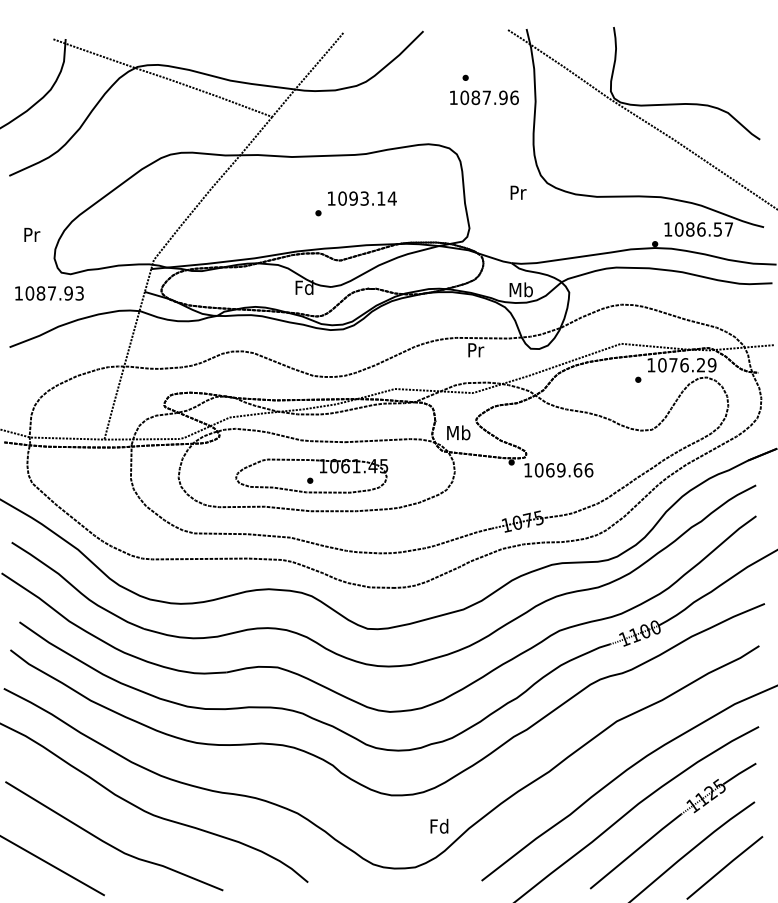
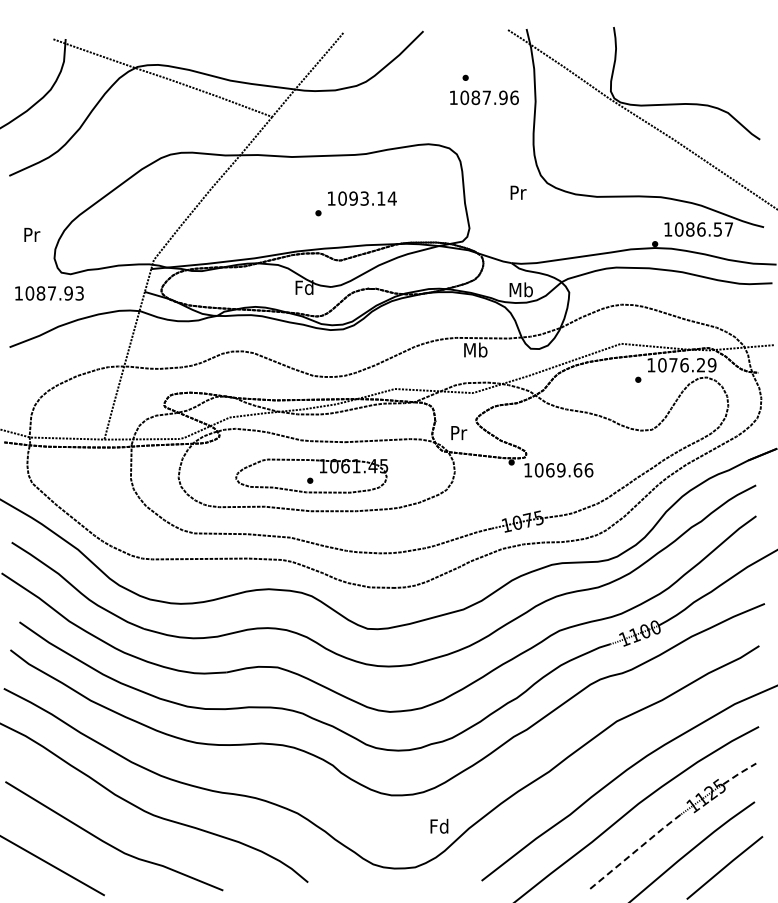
text: Pr -> Mb (475, 349)
text: Mb -> Pr (458, 432)
line: solid -> dashed (739, 773)
line: solid -> dashed (637, 850)
